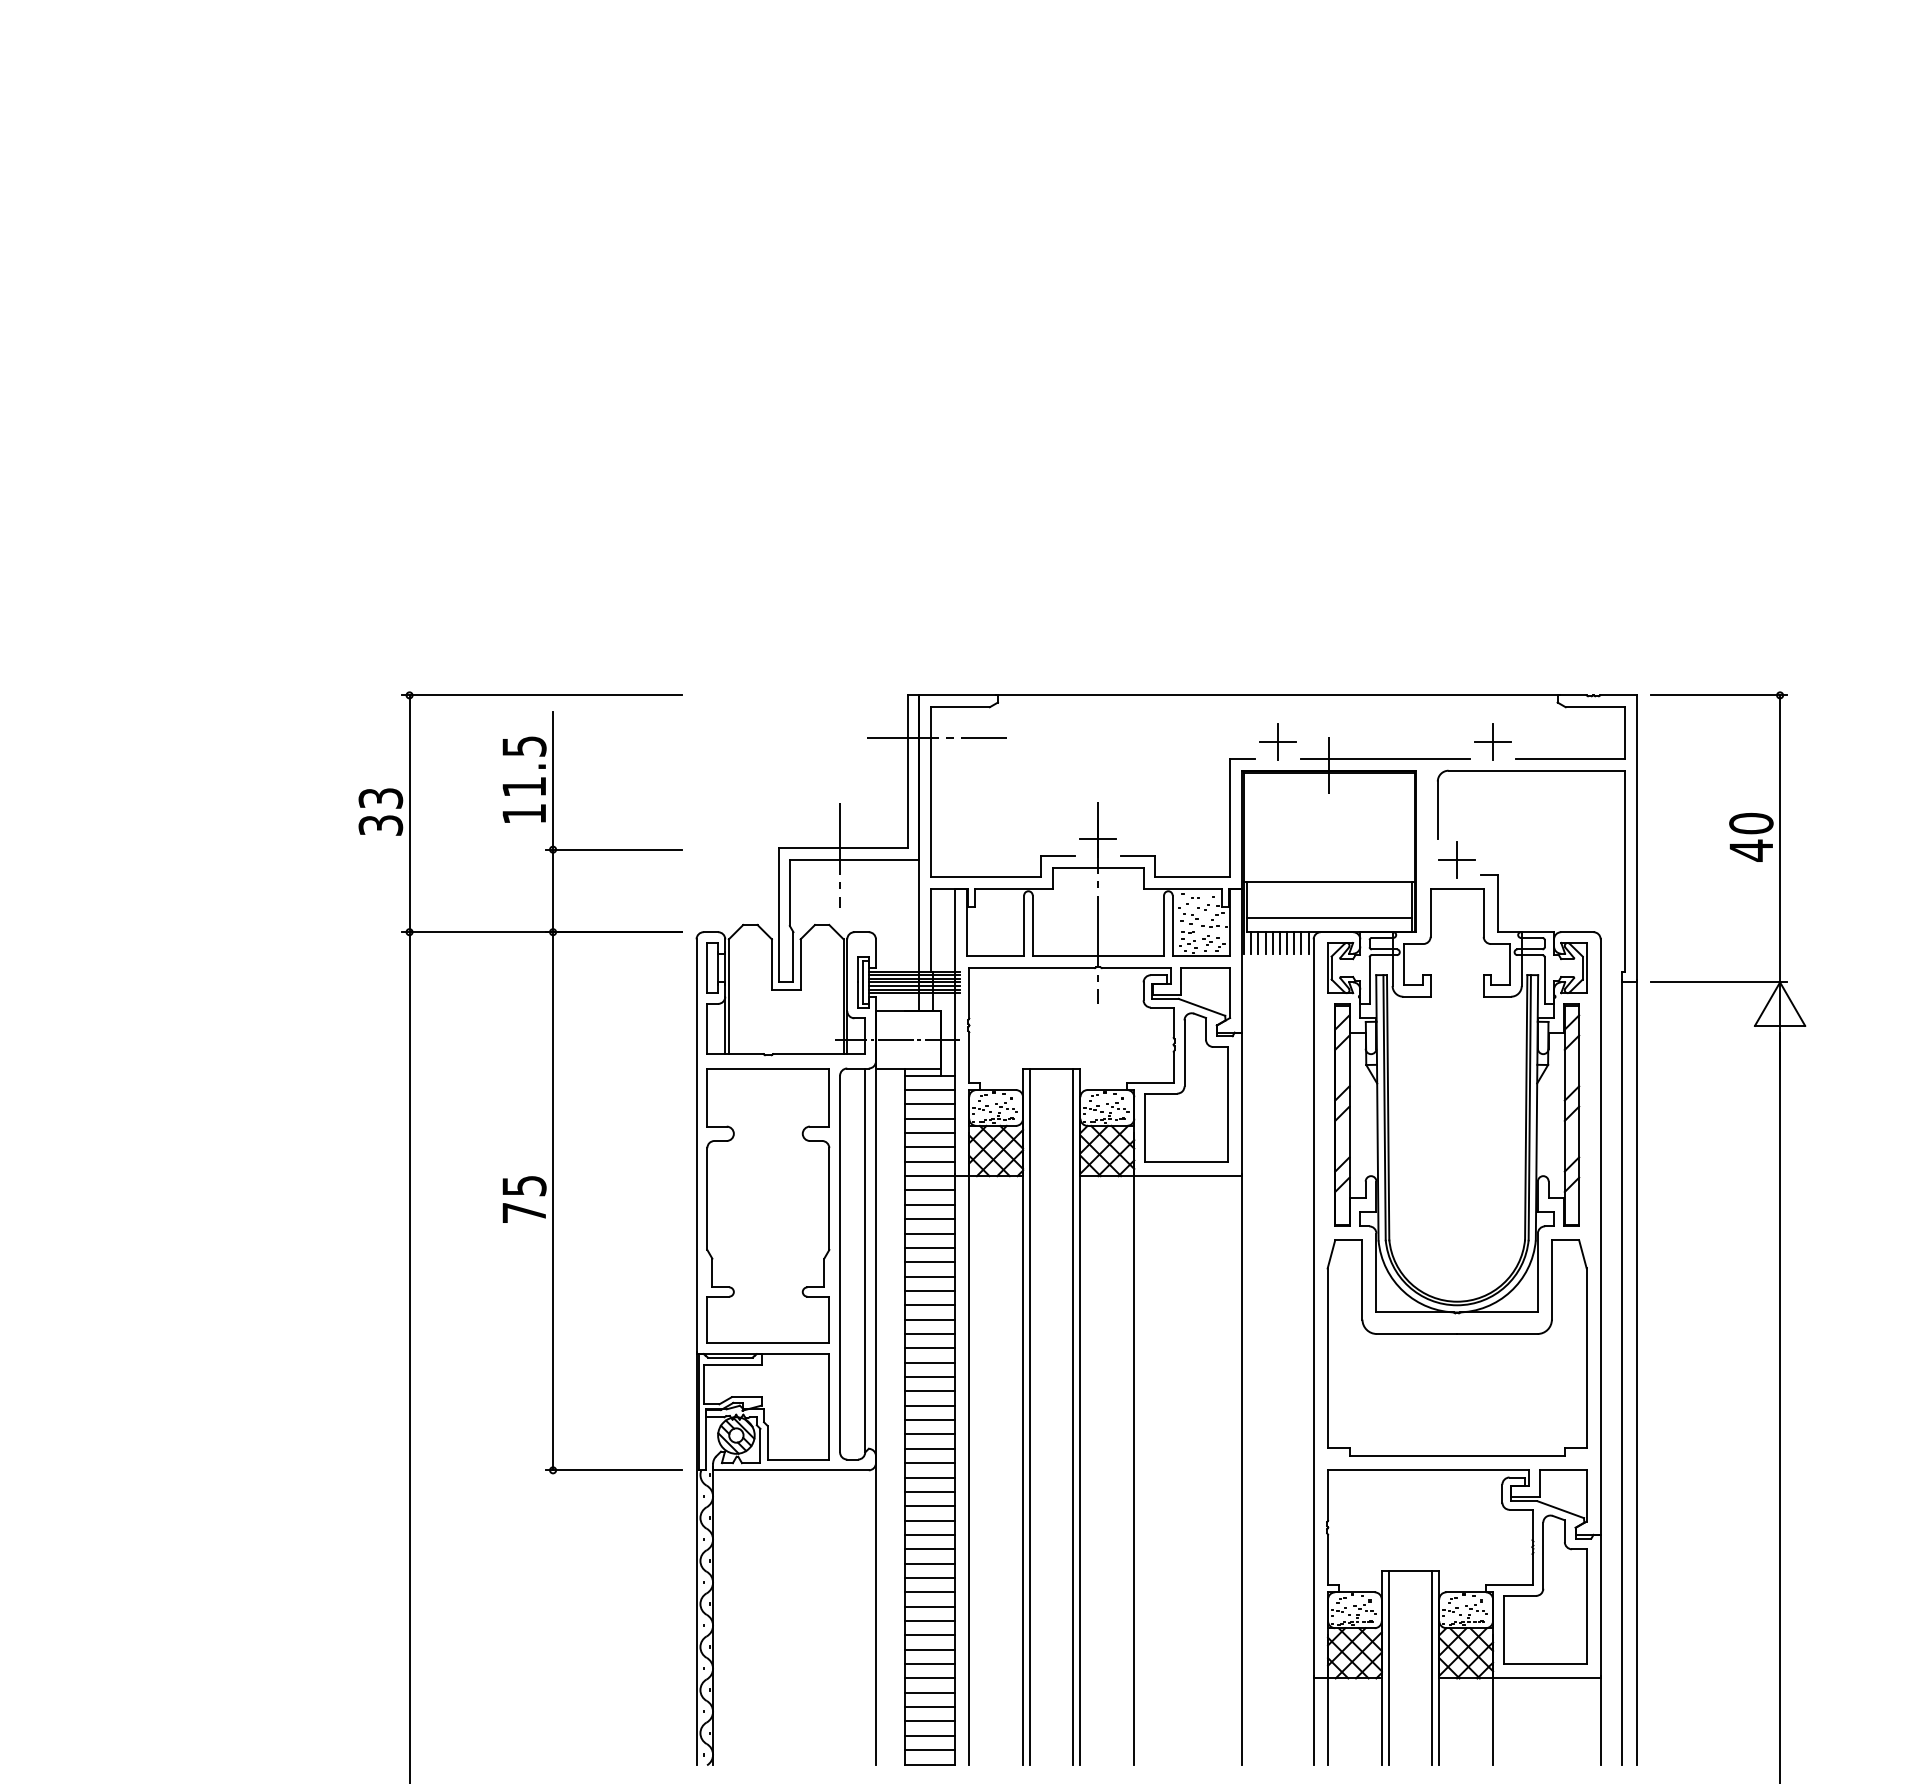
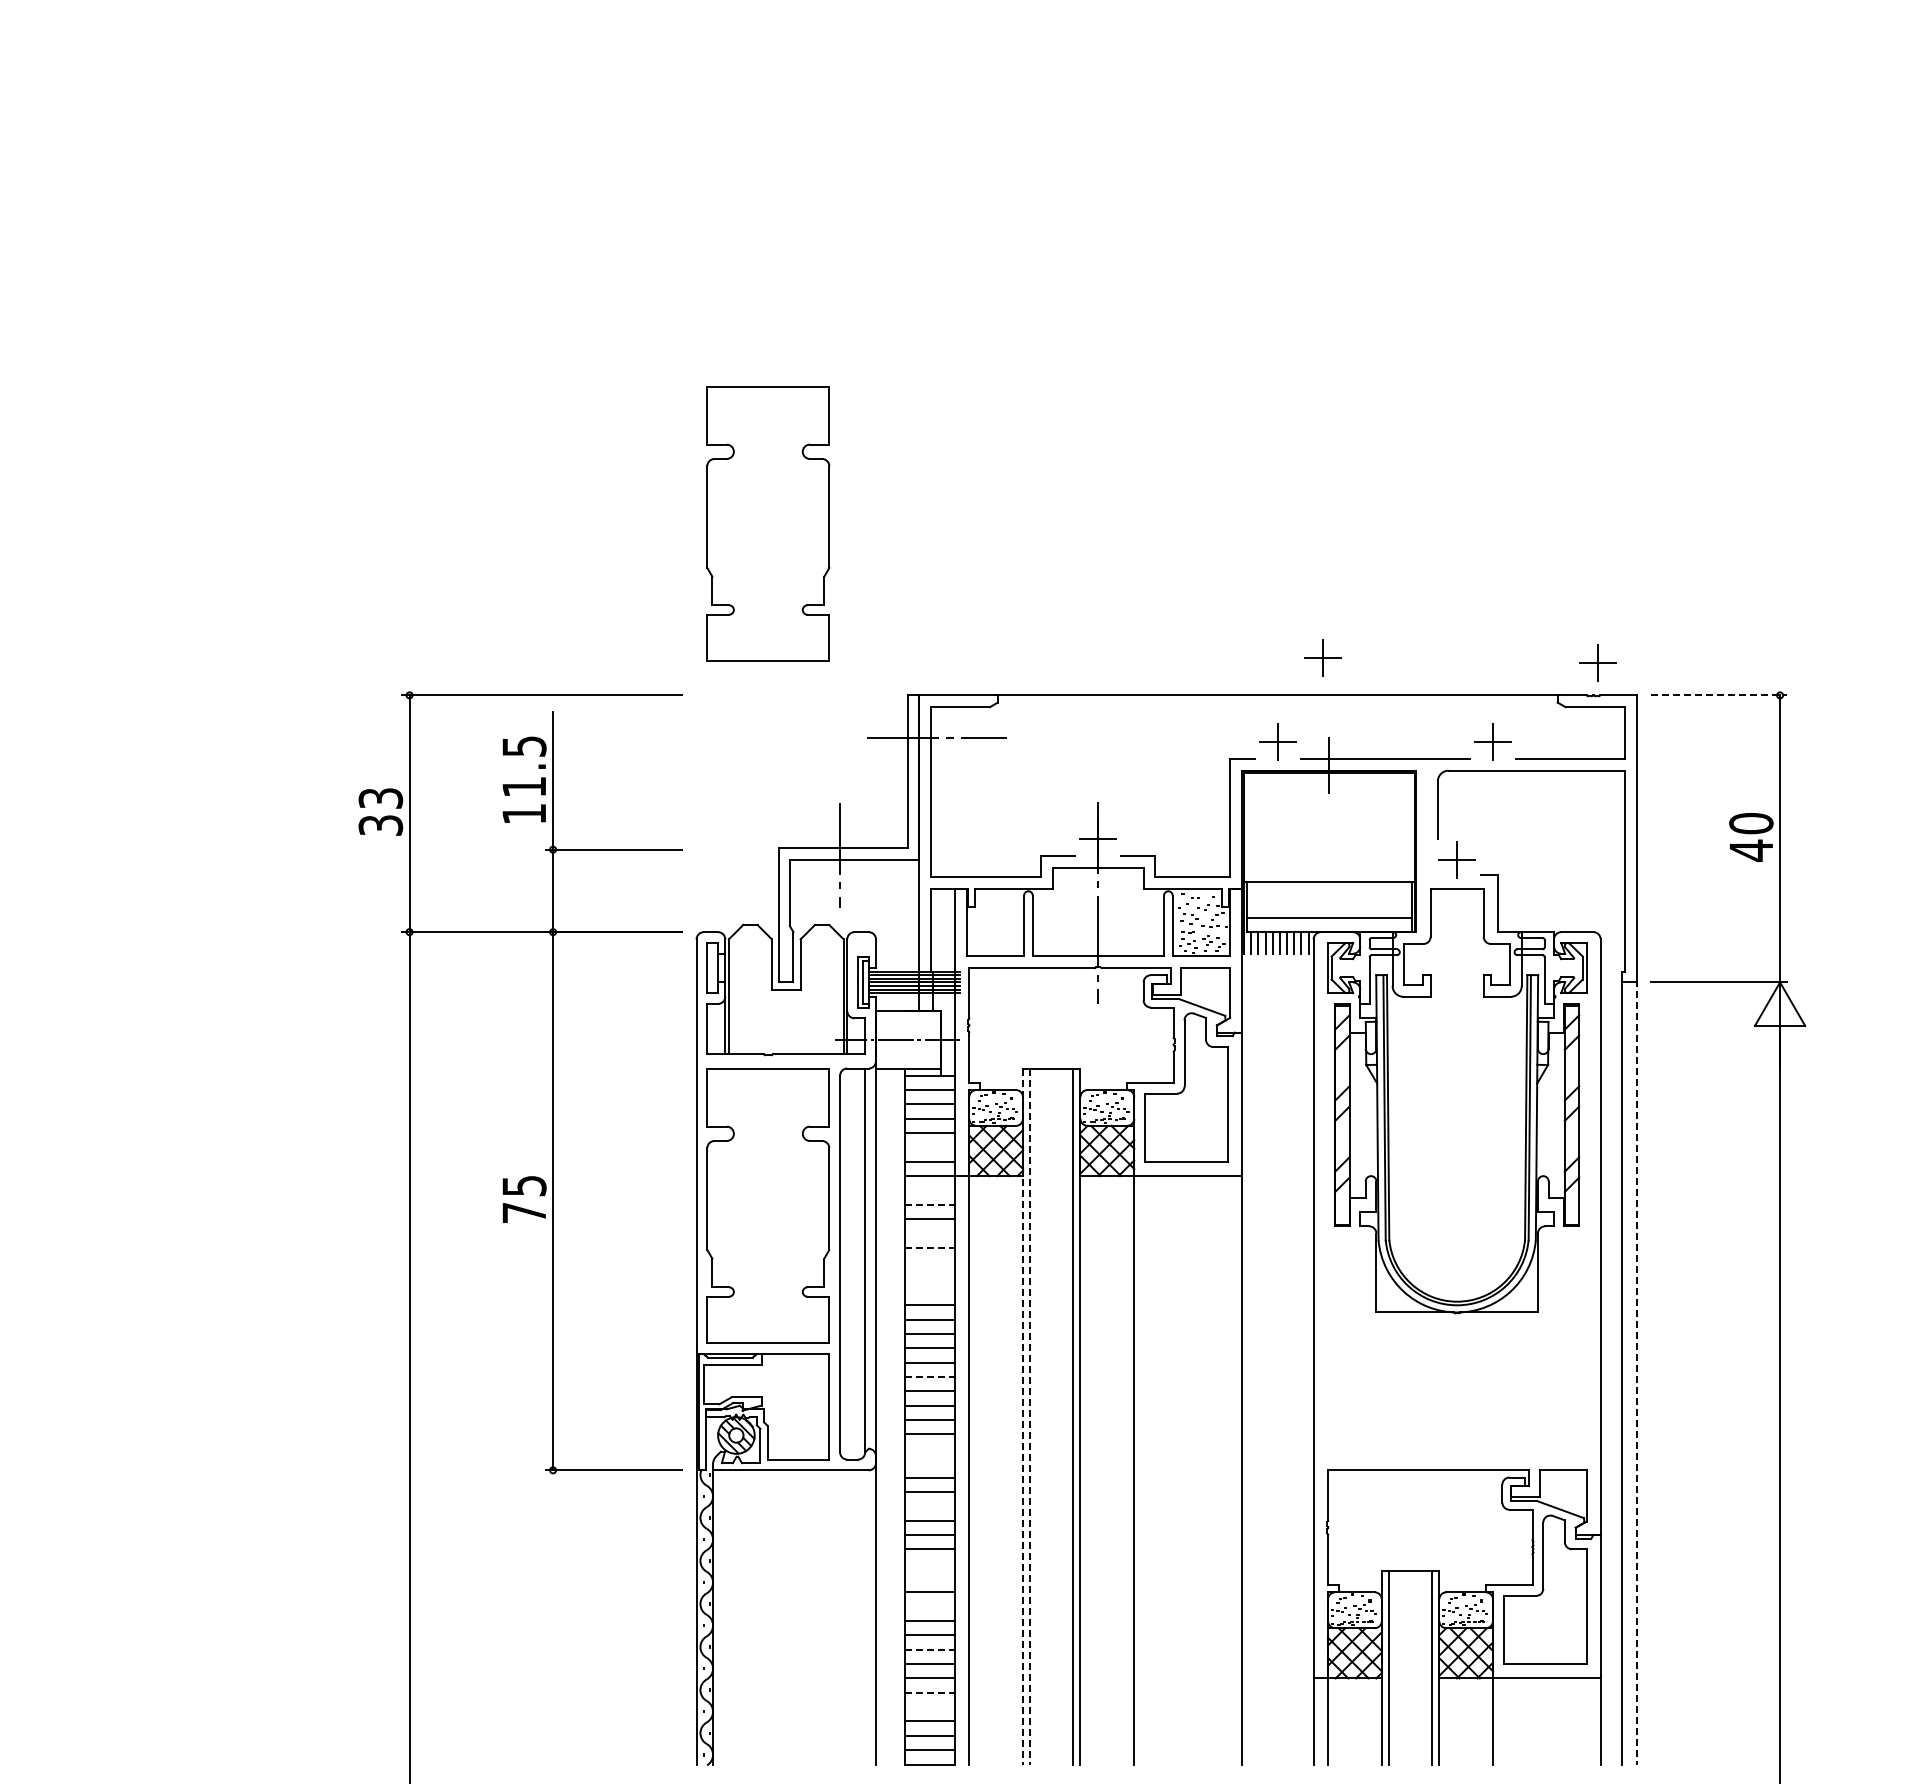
part: none -> present (768, 523)
part: none -> present (1322, 657)
part: none -> present (1597, 662)
line: solid -> dashed (1719, 695)
line: present -> none (929, 1147)
line: present -> none (929, 1190)
line: solid -> dashed (930, 1204)
line: present -> none (929, 1233)
line: solid -> dashed (930, 1247)
line: present -> none (929, 1262)
line: present -> none (929, 1276)
line: present -> none (929, 1290)
part: present -> none (1456, 1347)
line: solid -> dashed (1636, 1372)
line: solid -> dashed (930, 1377)
line: solid -> dashed (1023, 1417)
line: solid -> dashed (1030, 1417)
line: present -> none (929, 1448)
line: present -> none (929, 1463)
line: present -> none (929, 1506)
line: present -> none (929, 1563)
line: present -> none (929, 1577)
line: present -> none (929, 1606)
line: solid -> dashed (930, 1649)
line: solid -> dashed (930, 1692)
line: present -> none (929, 1707)
